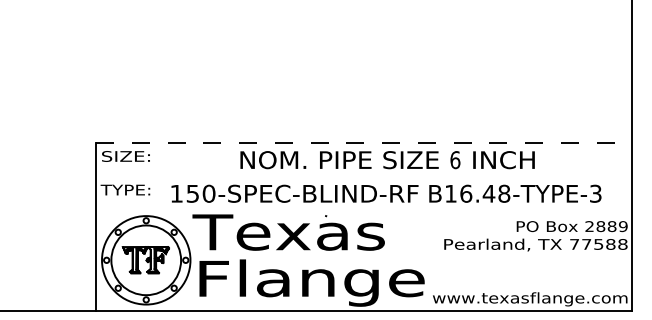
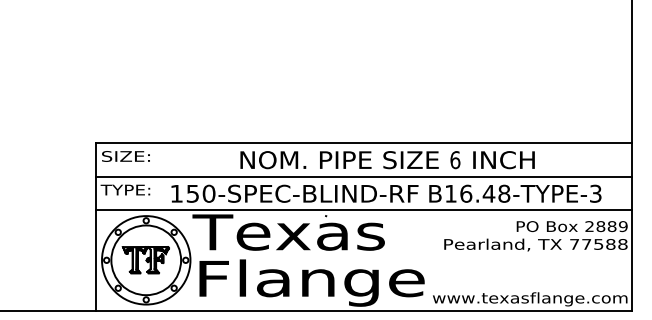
line: dashed -> solid (364, 143)
line: none -> present (364, 176)
line: none -> present (364, 210)
